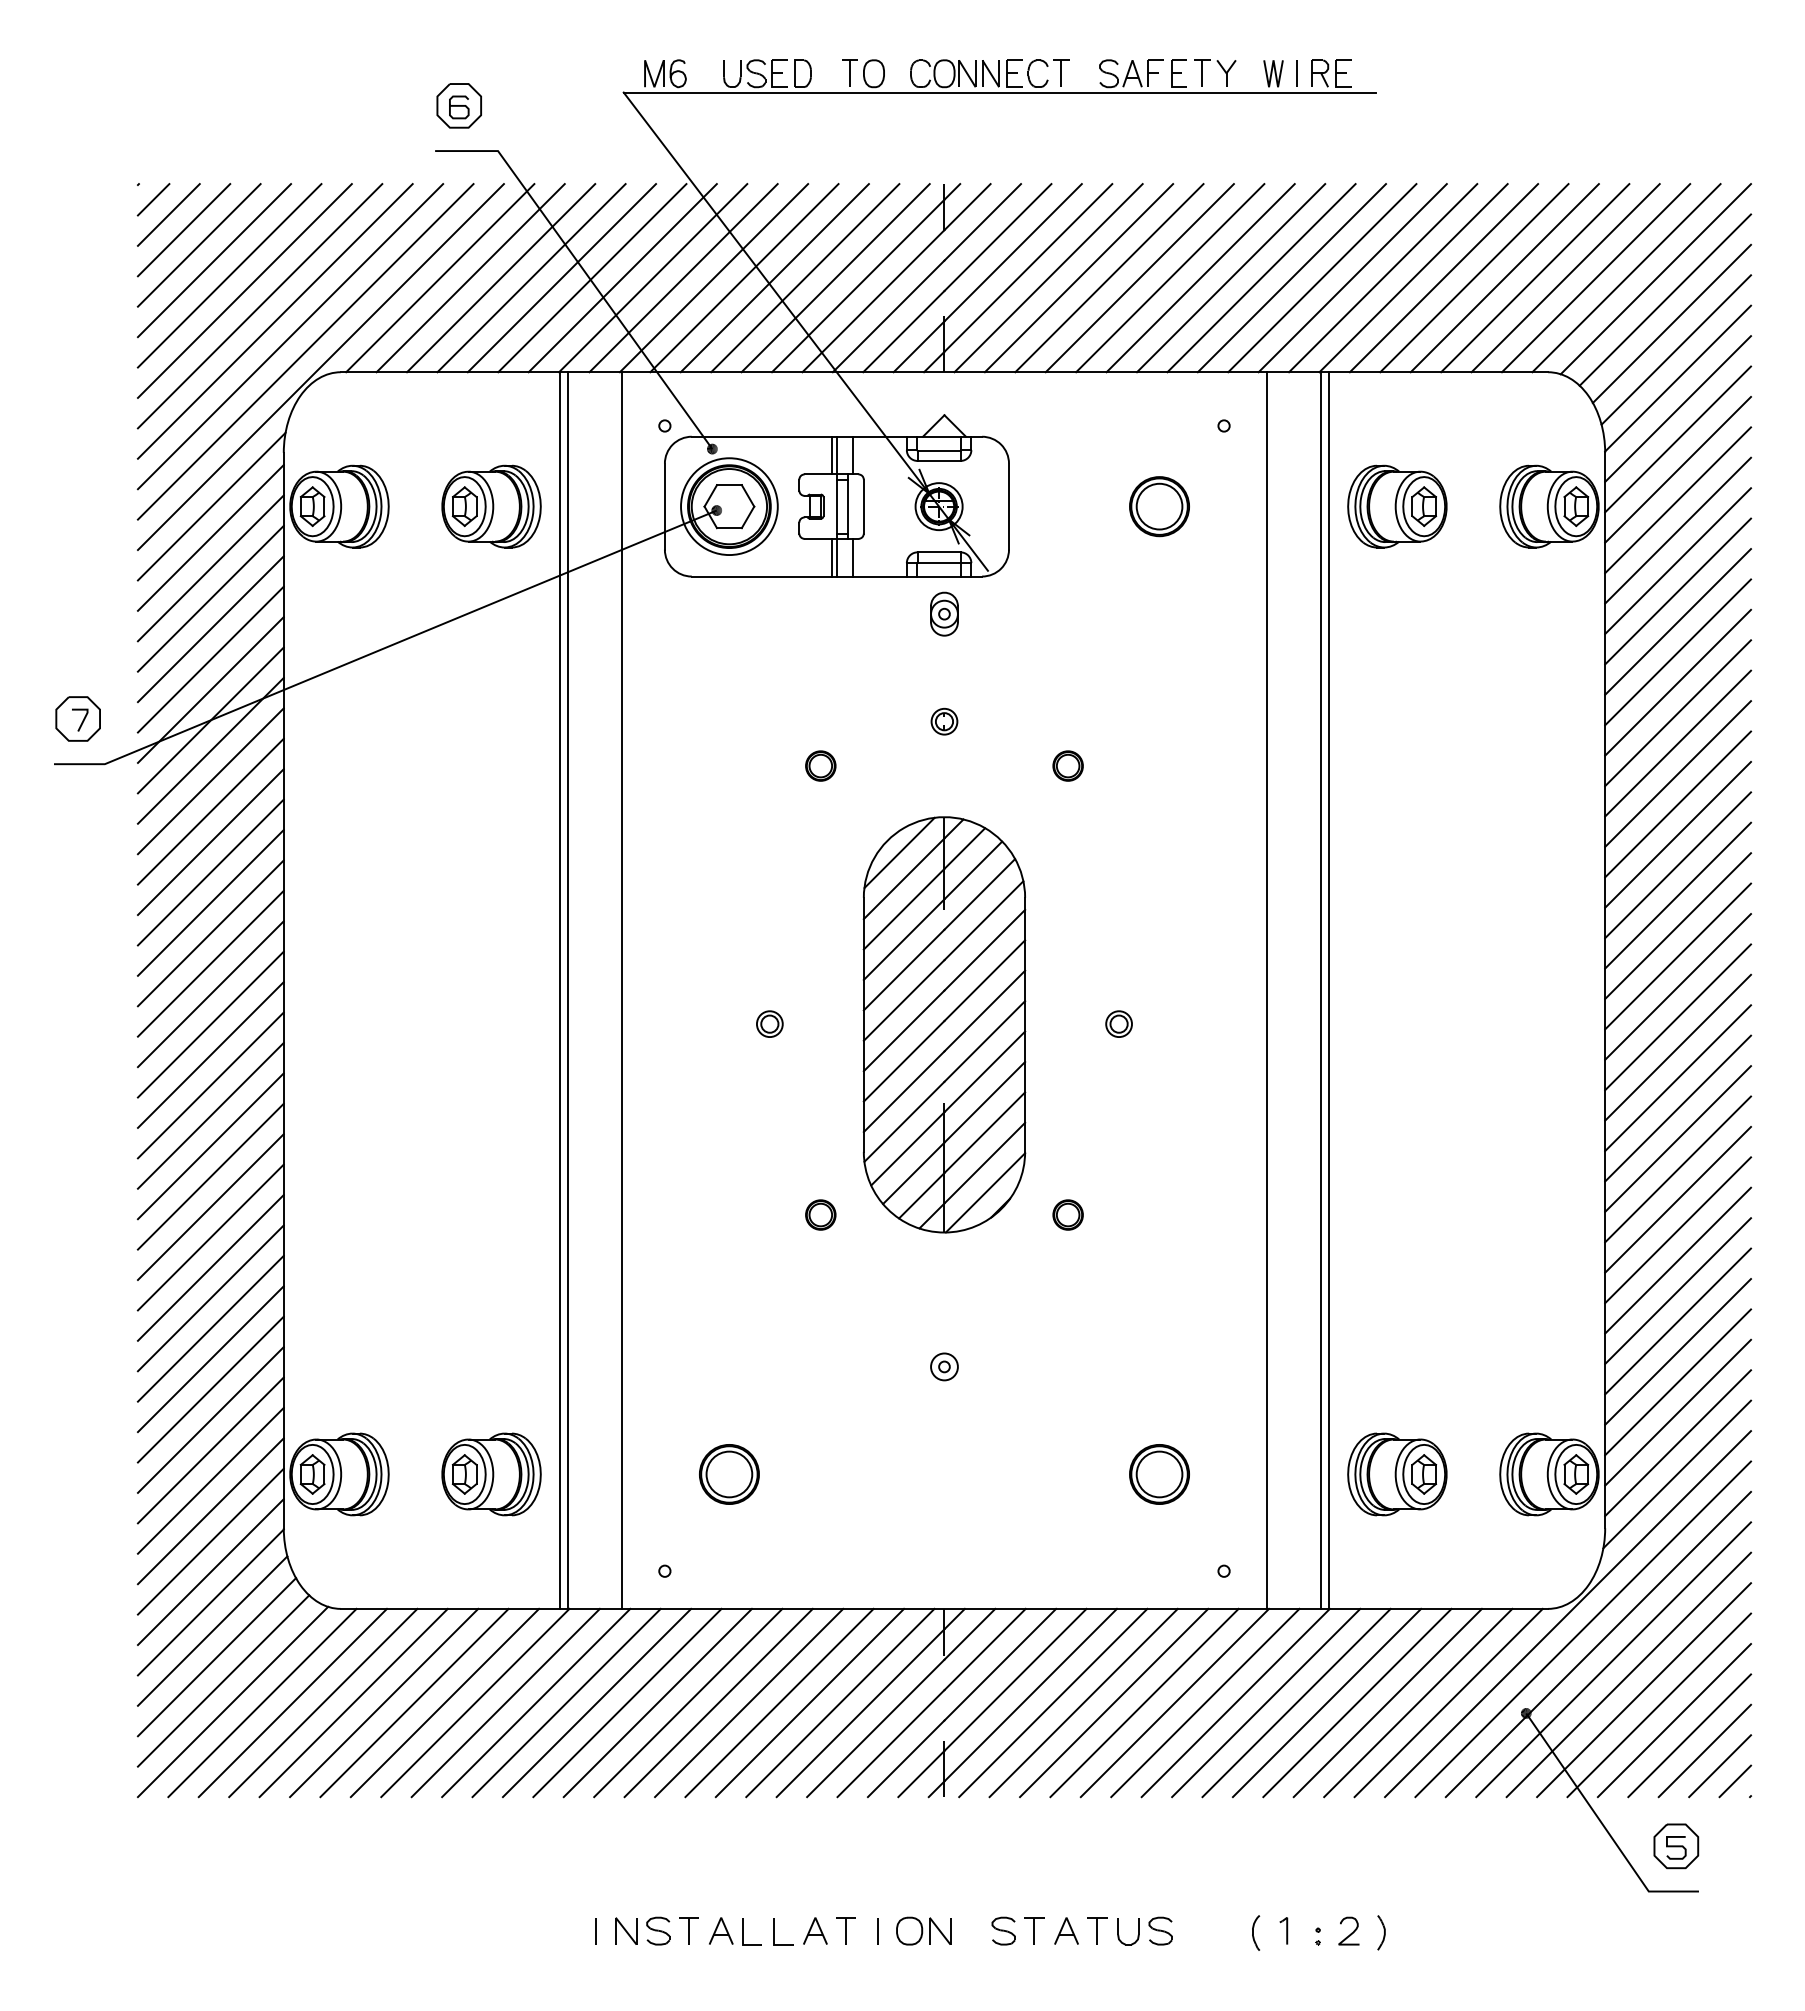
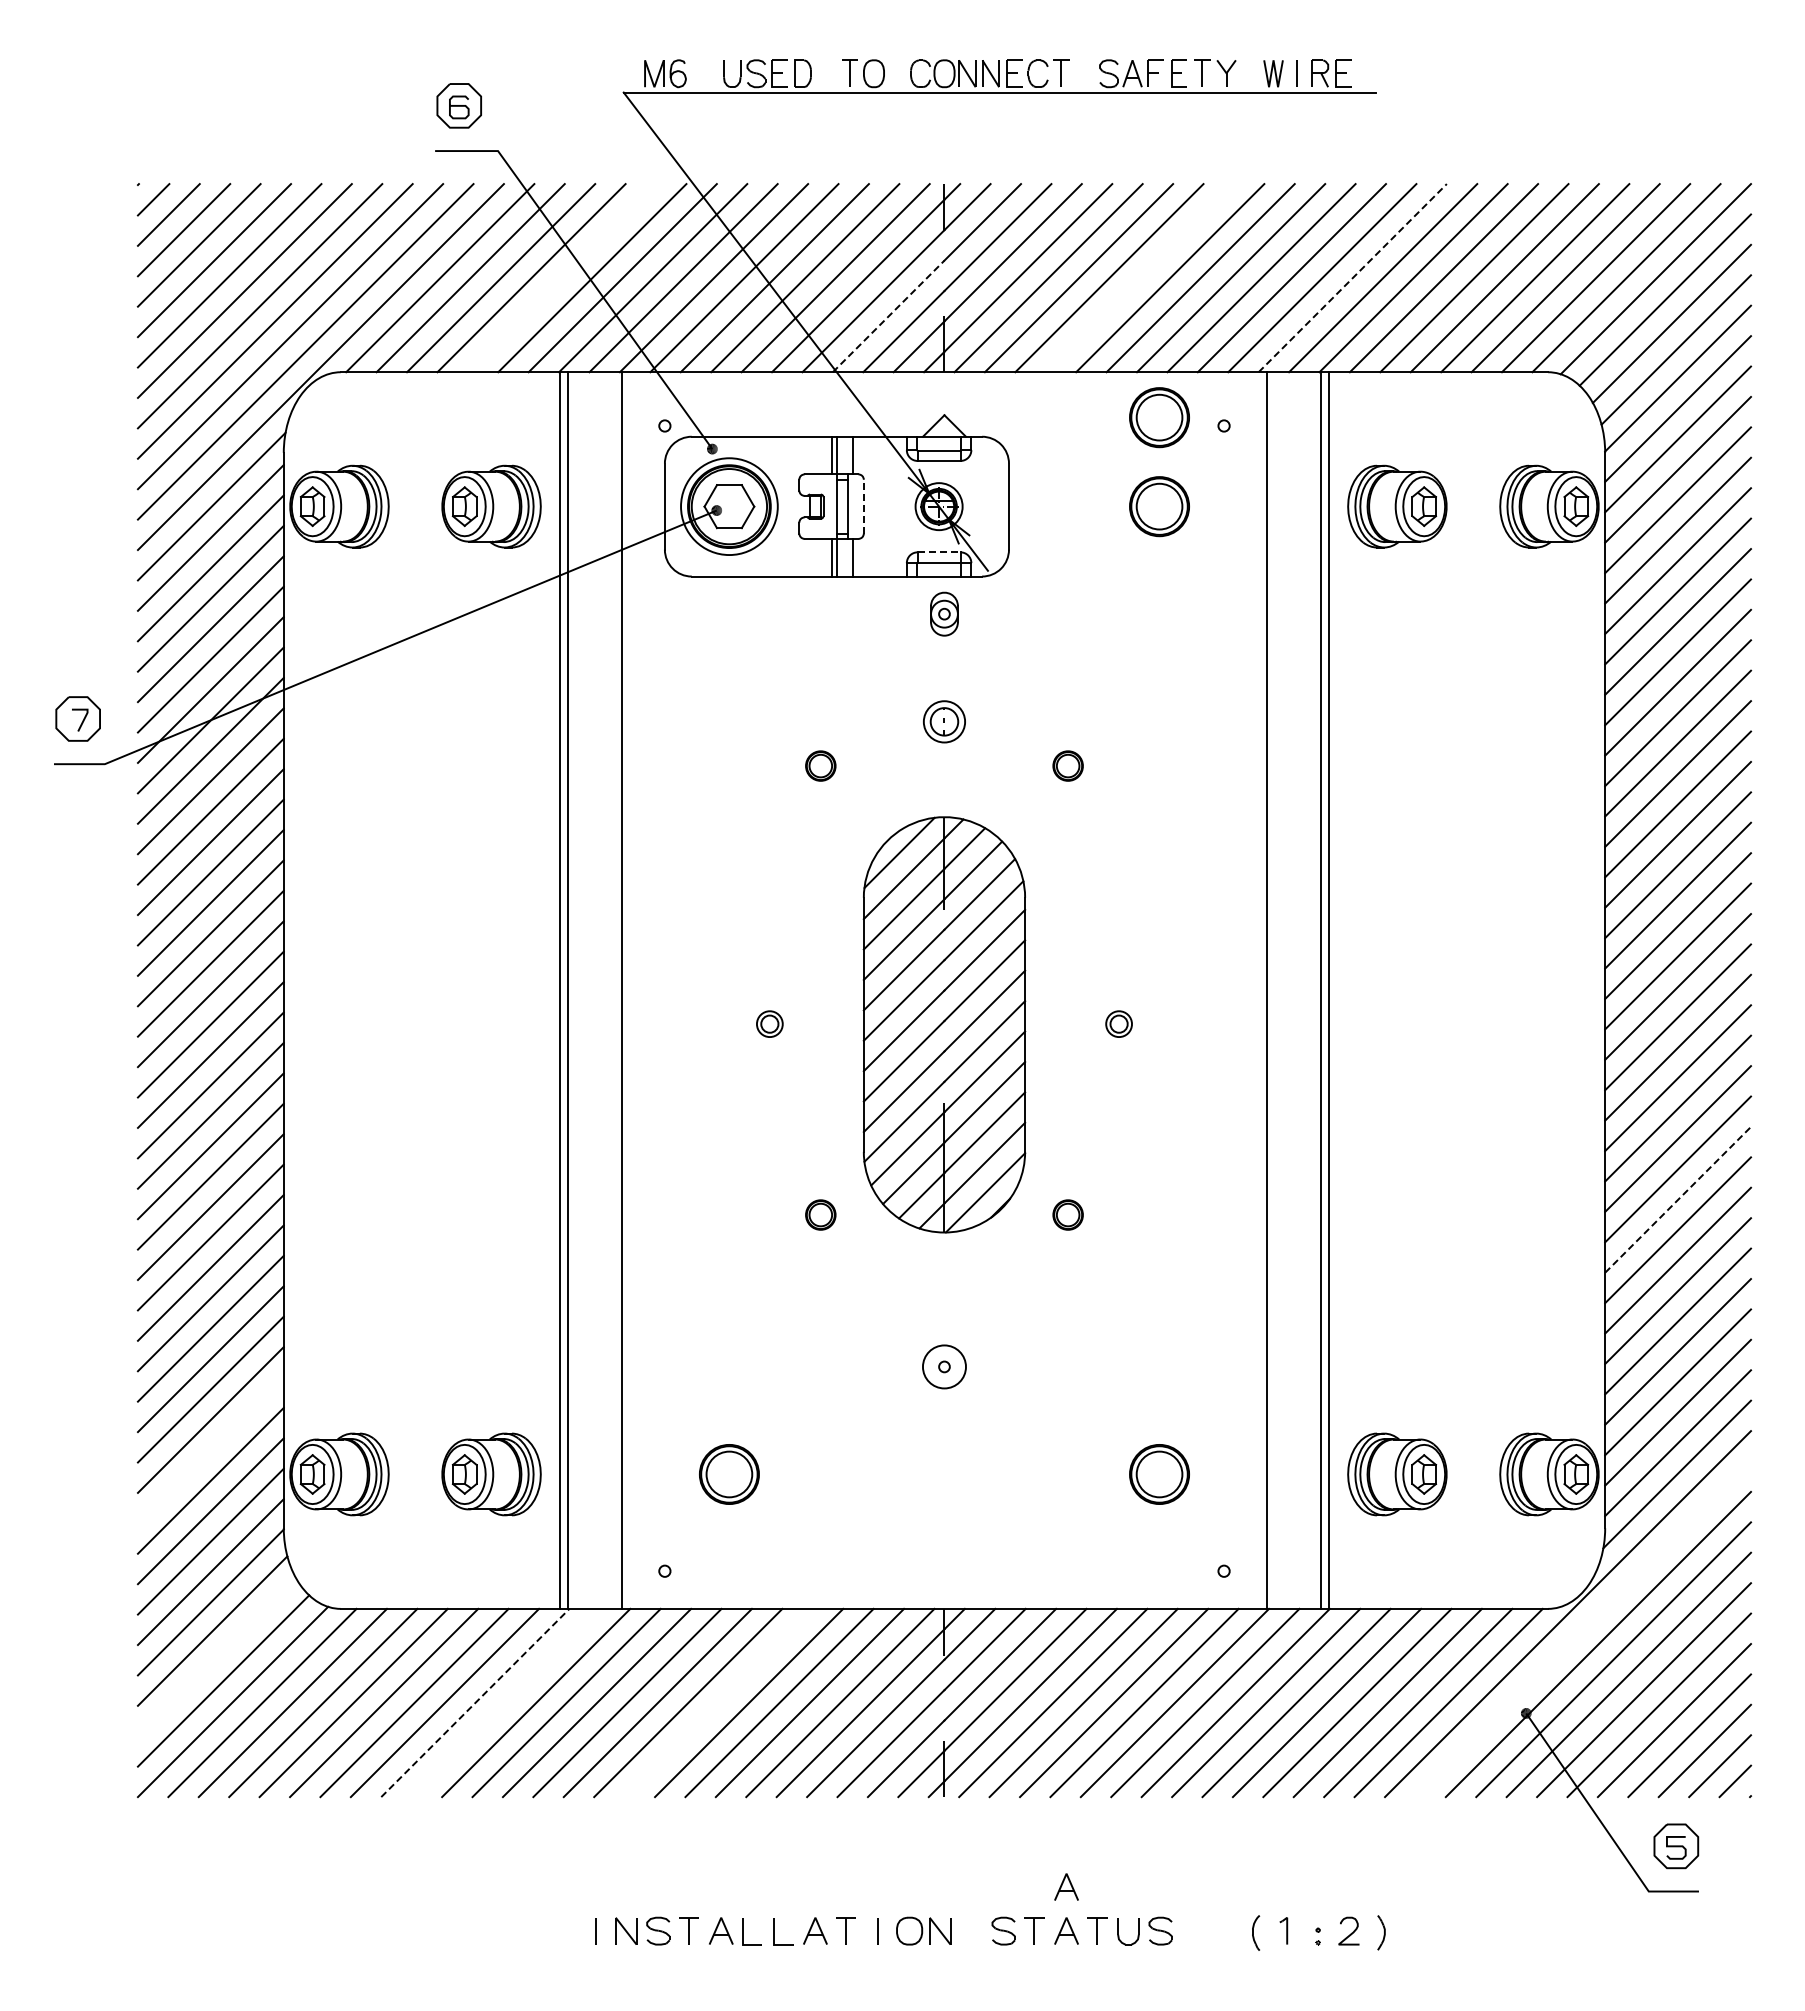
line: solid -> dashed (1353, 277)
line: present -> none (561, 278)
line: present -> none (1139, 278)
line: solid -> dashed (888, 316)
part: none -> present (1159, 417)
line: solid -> dashed (863, 506)
line: solid -> dashed (939, 552)
part size: 29x29 px -> 43x44 px (944, 721)
line: solid -> dashed (1678, 1199)
circle diameter: 27 px -> 43 px (943, 1366)
line: present -> none (210, 1450)
line: present -> none (1583, 1629)
line: present -> none (216, 1657)
line: solid -> dashed (475, 1702)
line: present -> none (505, 1702)
line: present -> none (718, 1702)
part: none -> present (1066, 1886)
